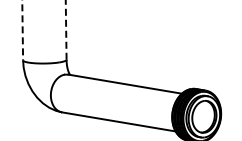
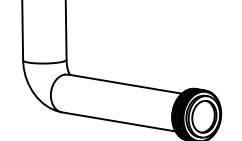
line: dashed -> solid (66, 29)
line: dashed -> solid (22, 30)
